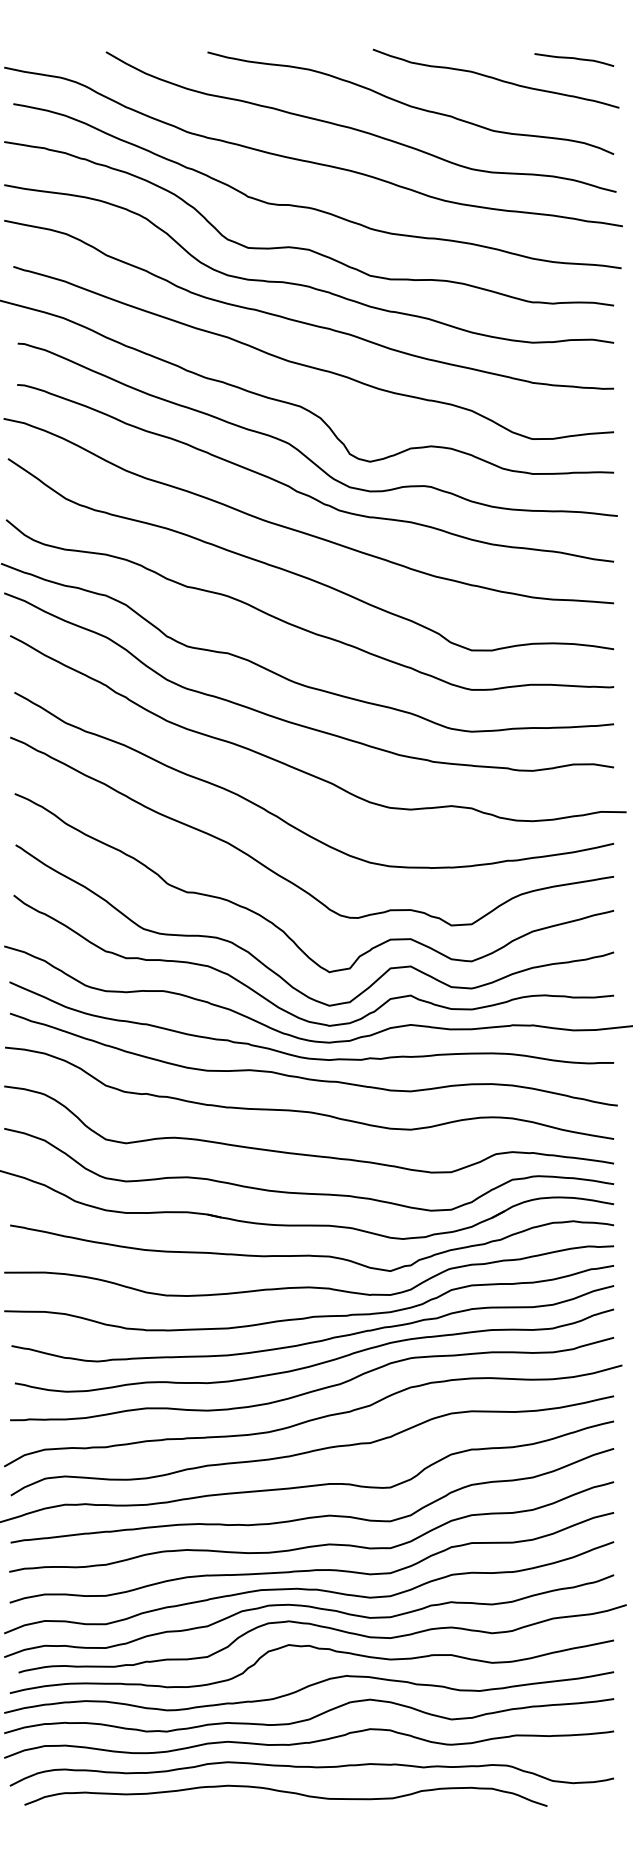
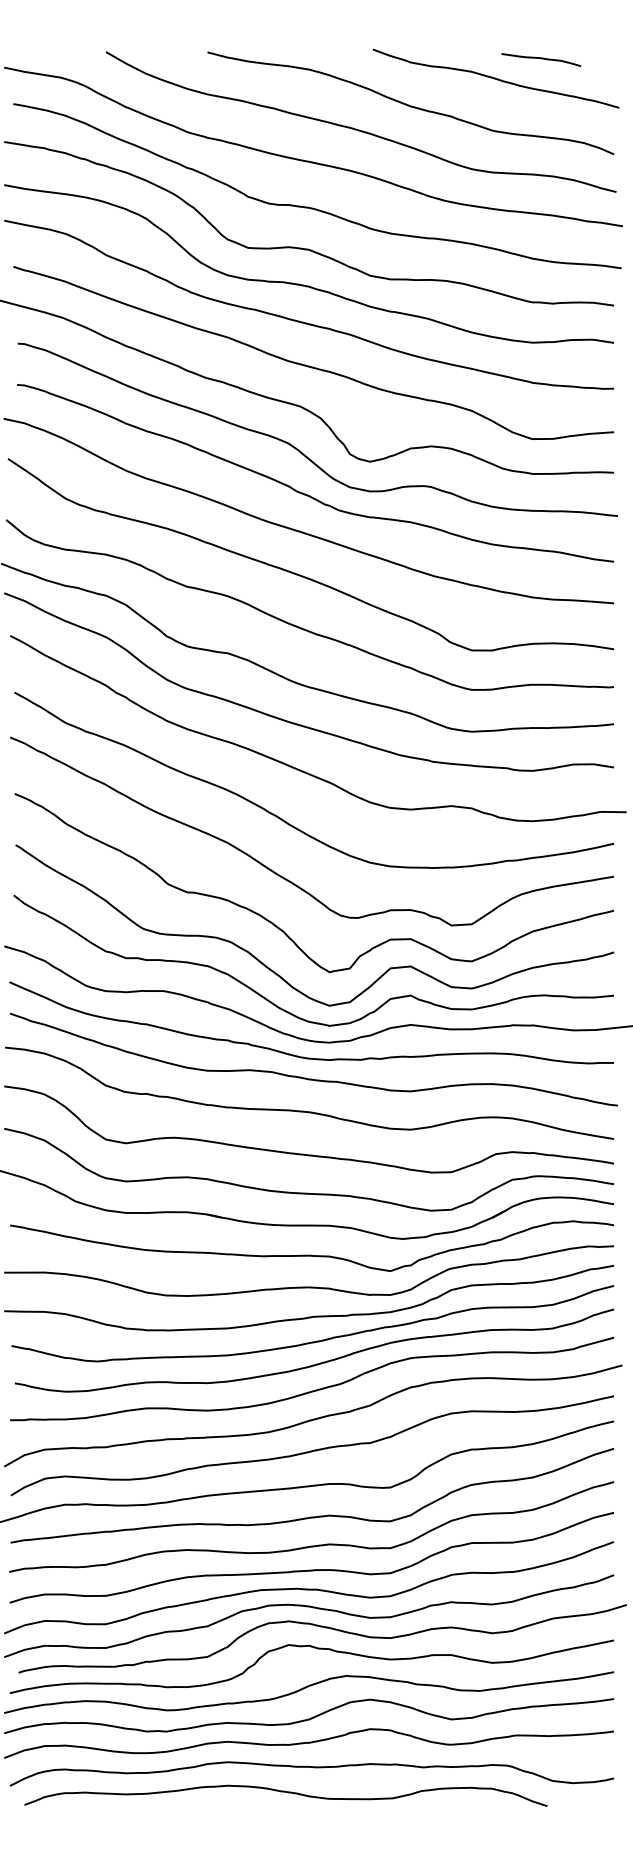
curve position: (574, 59) -> (541, 59) (541, 59)
